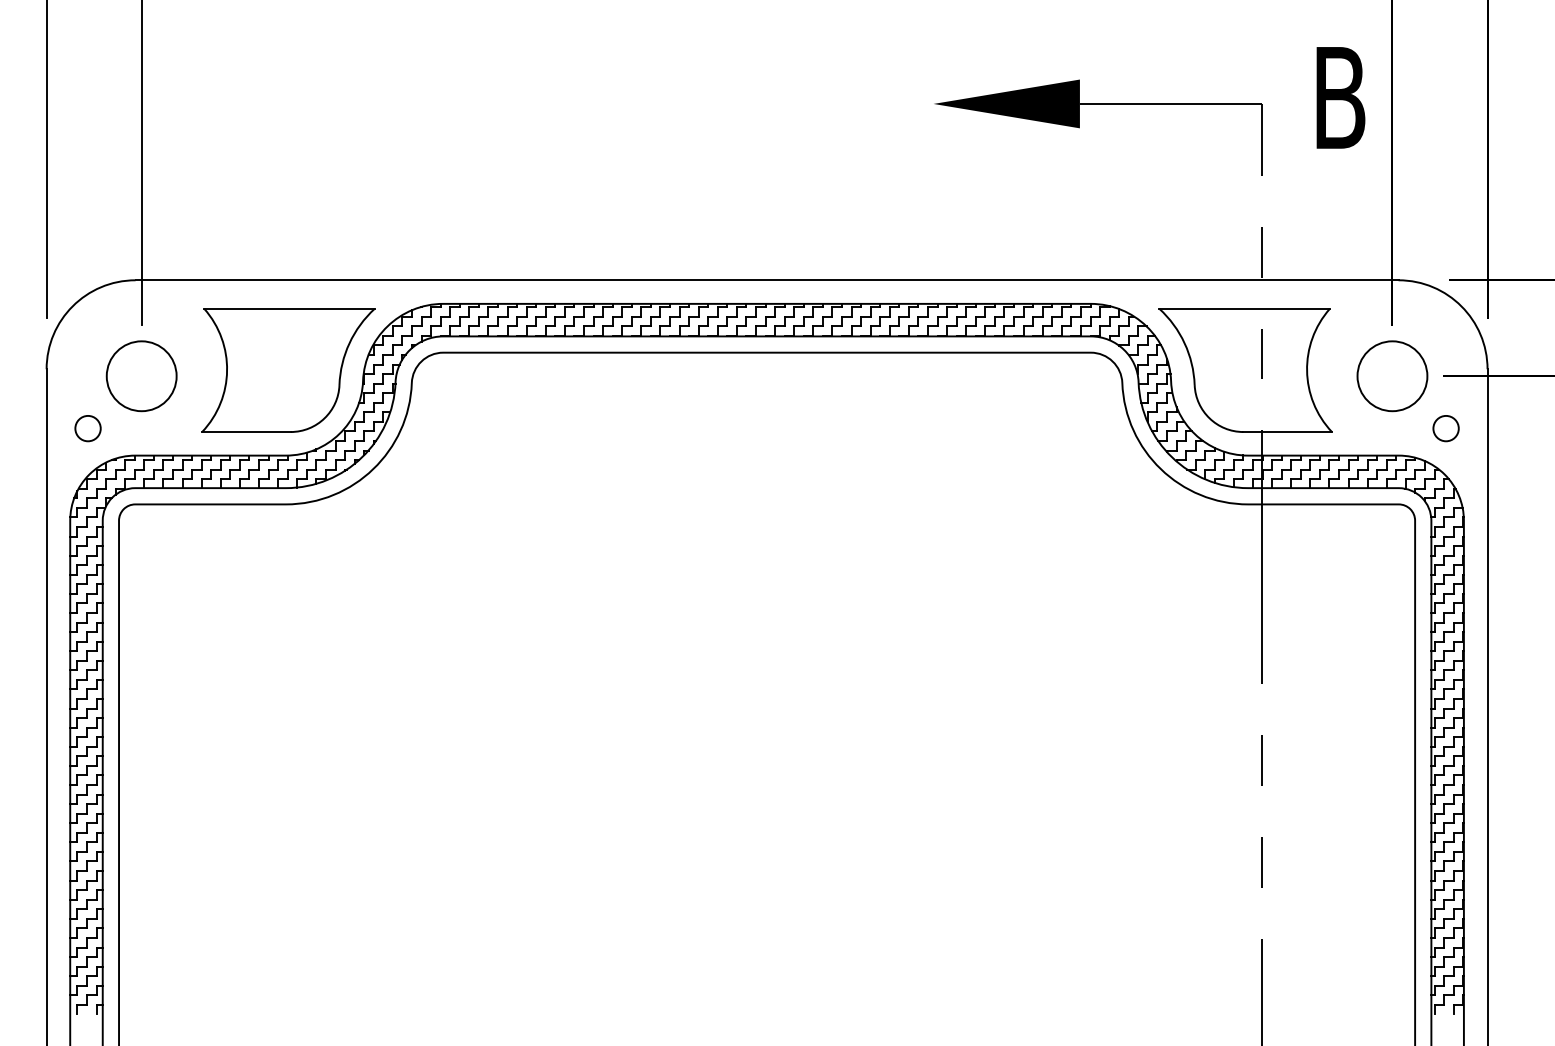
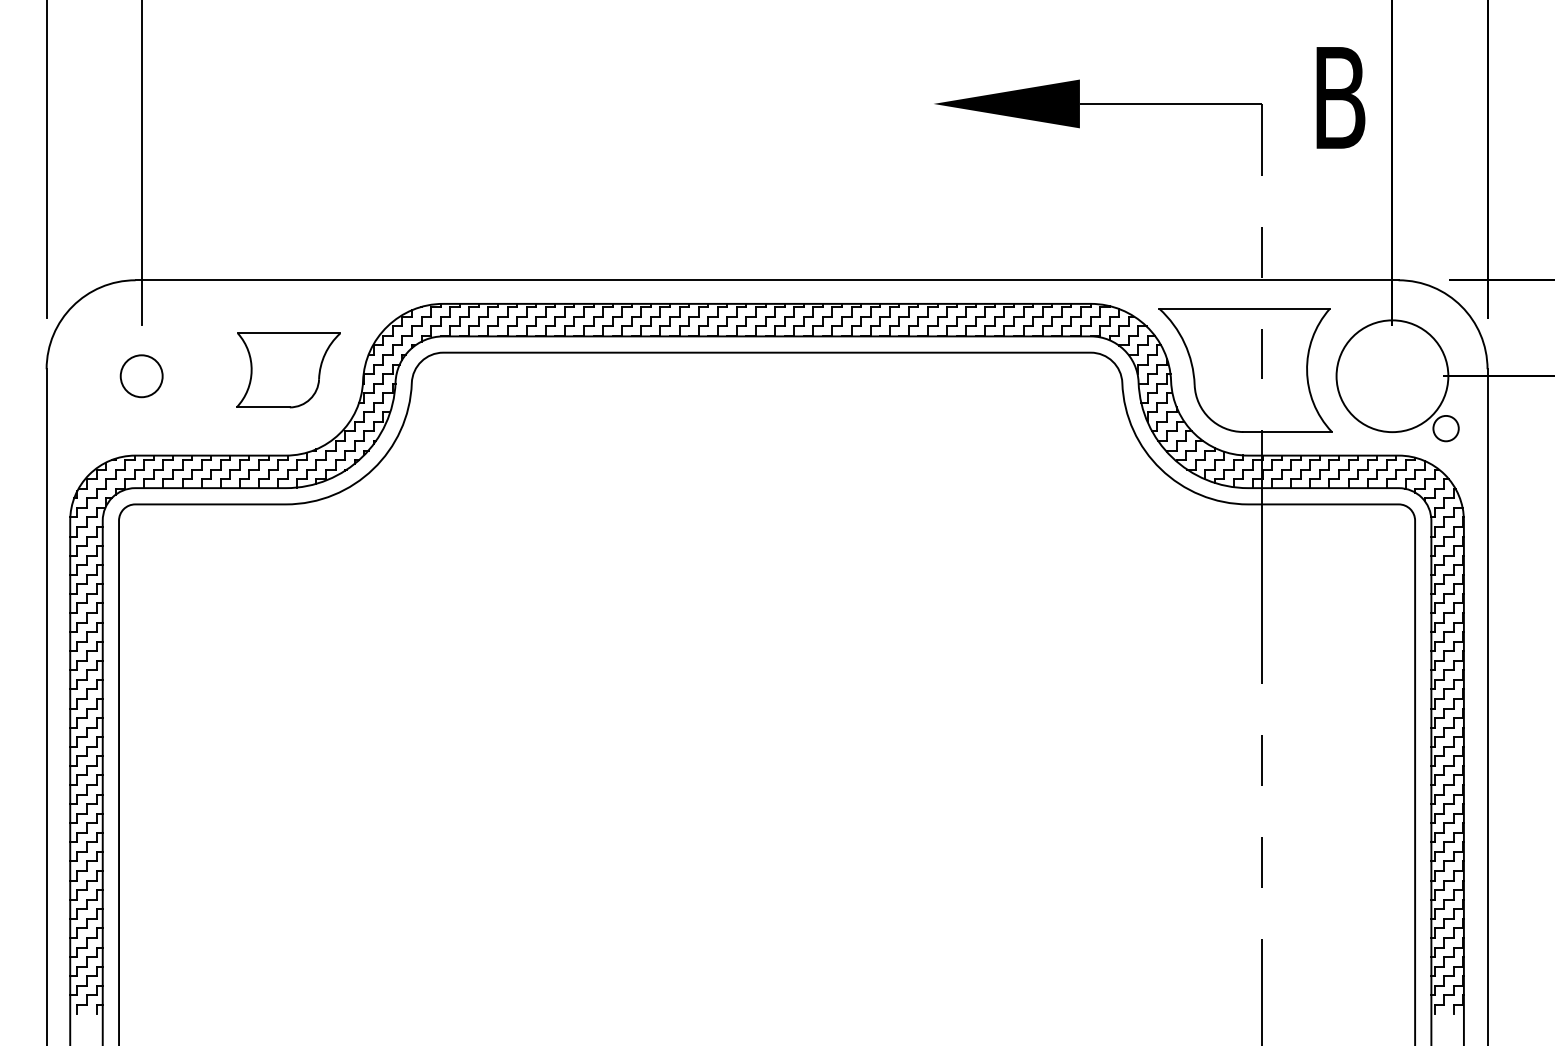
part size: 175x125 px -> 105x77 px (288, 370)
circle diameter: 70 px -> 42 px (141, 376)
circle diameter: 70 px -> 112 px (1392, 376)
circle: present -> none (87, 428)
